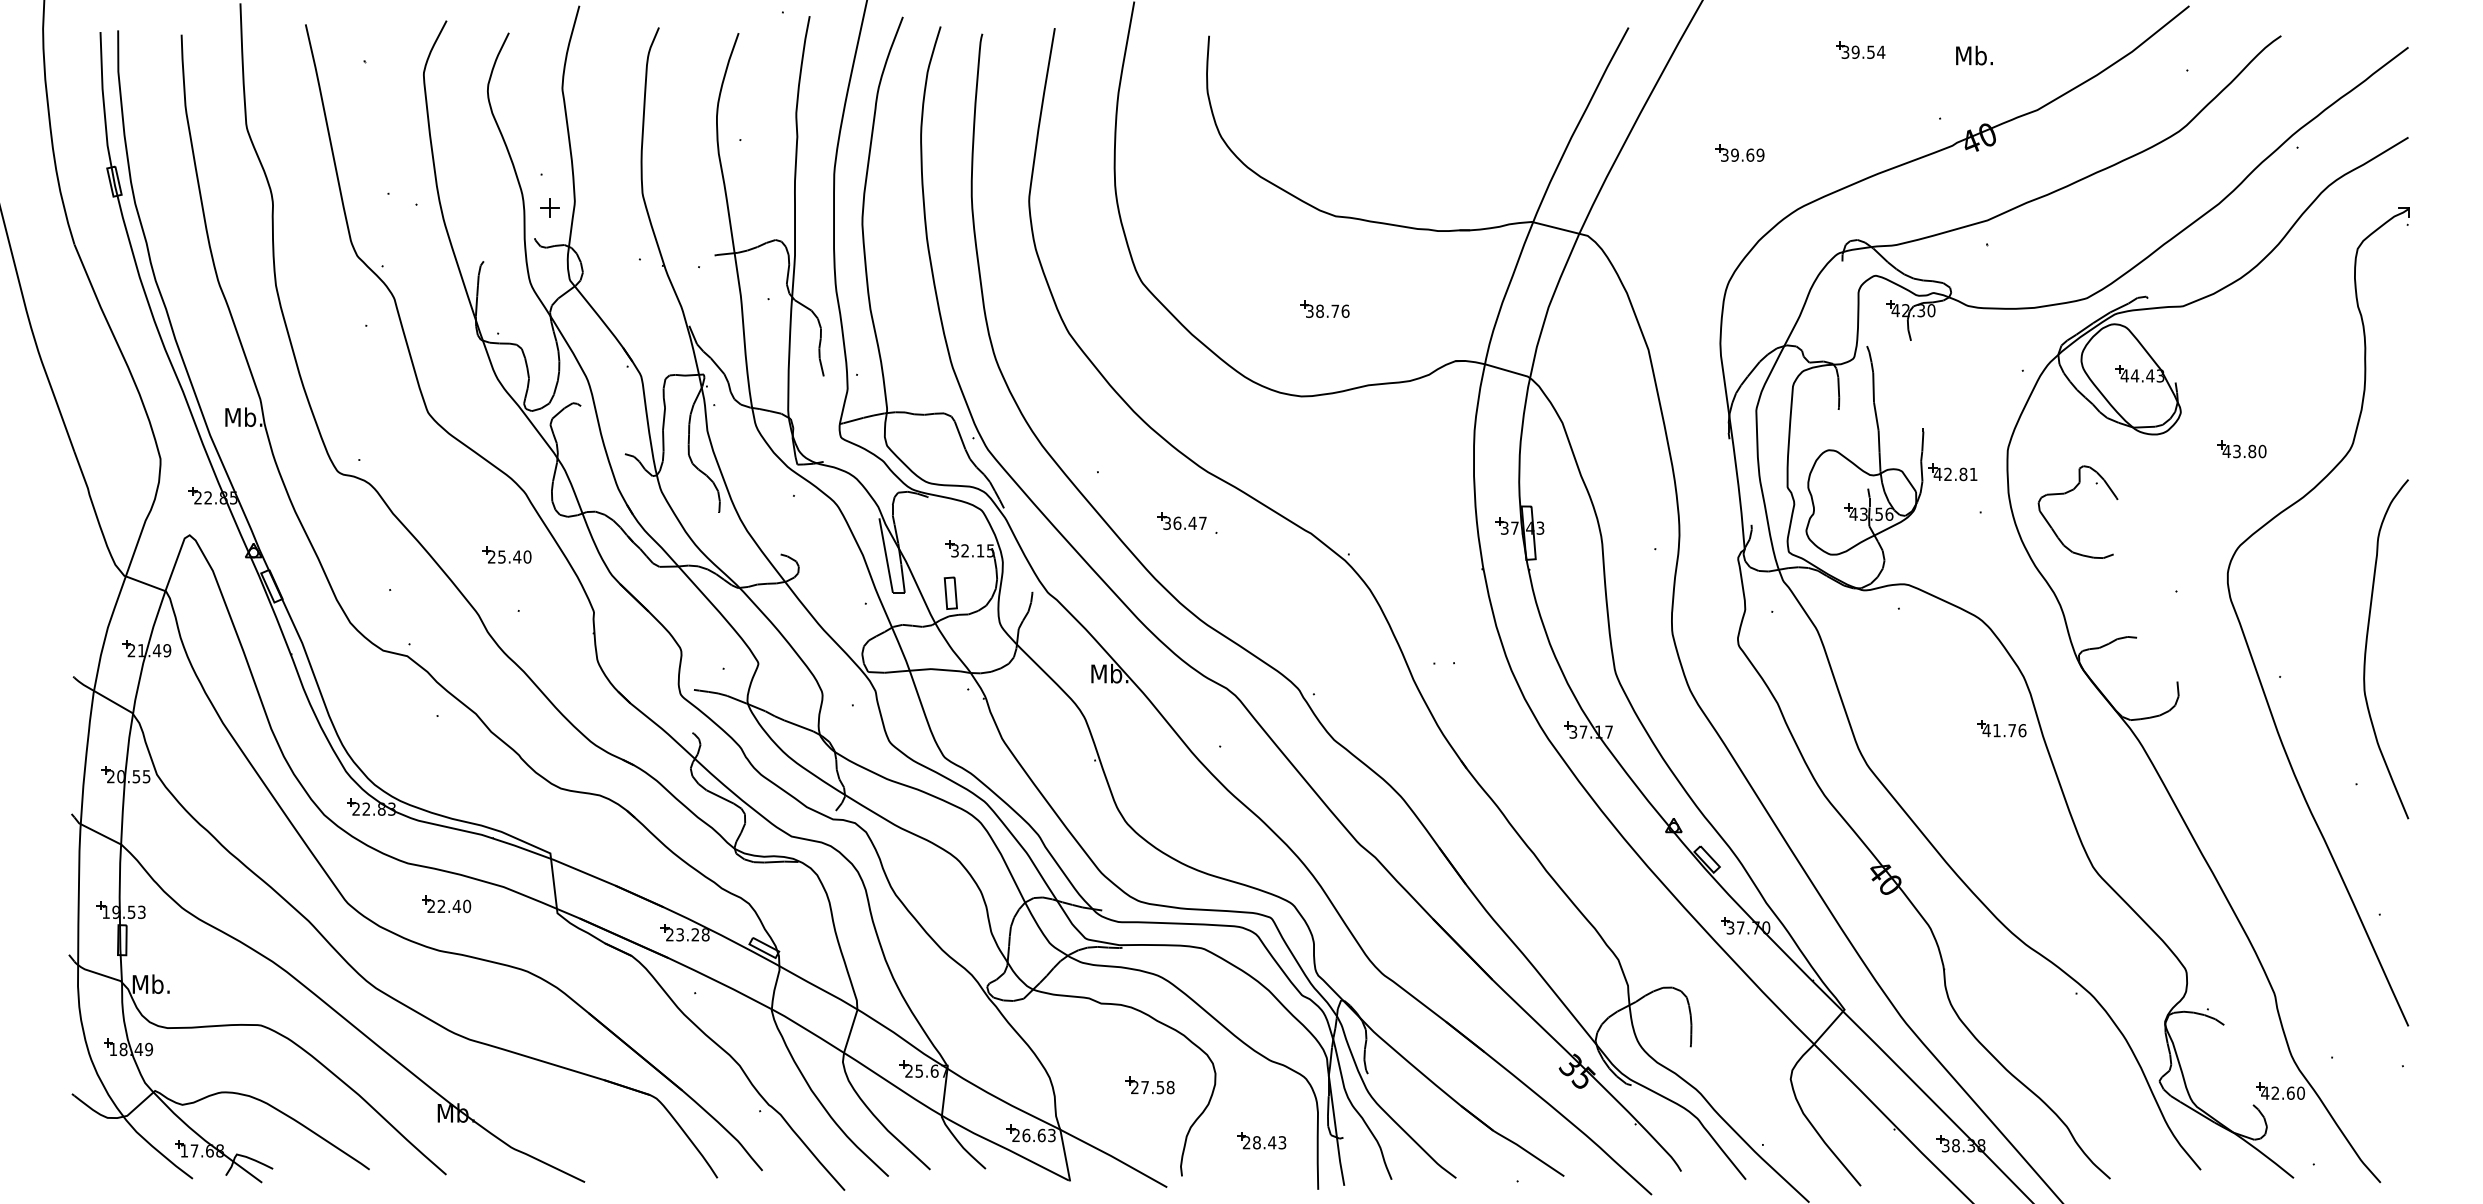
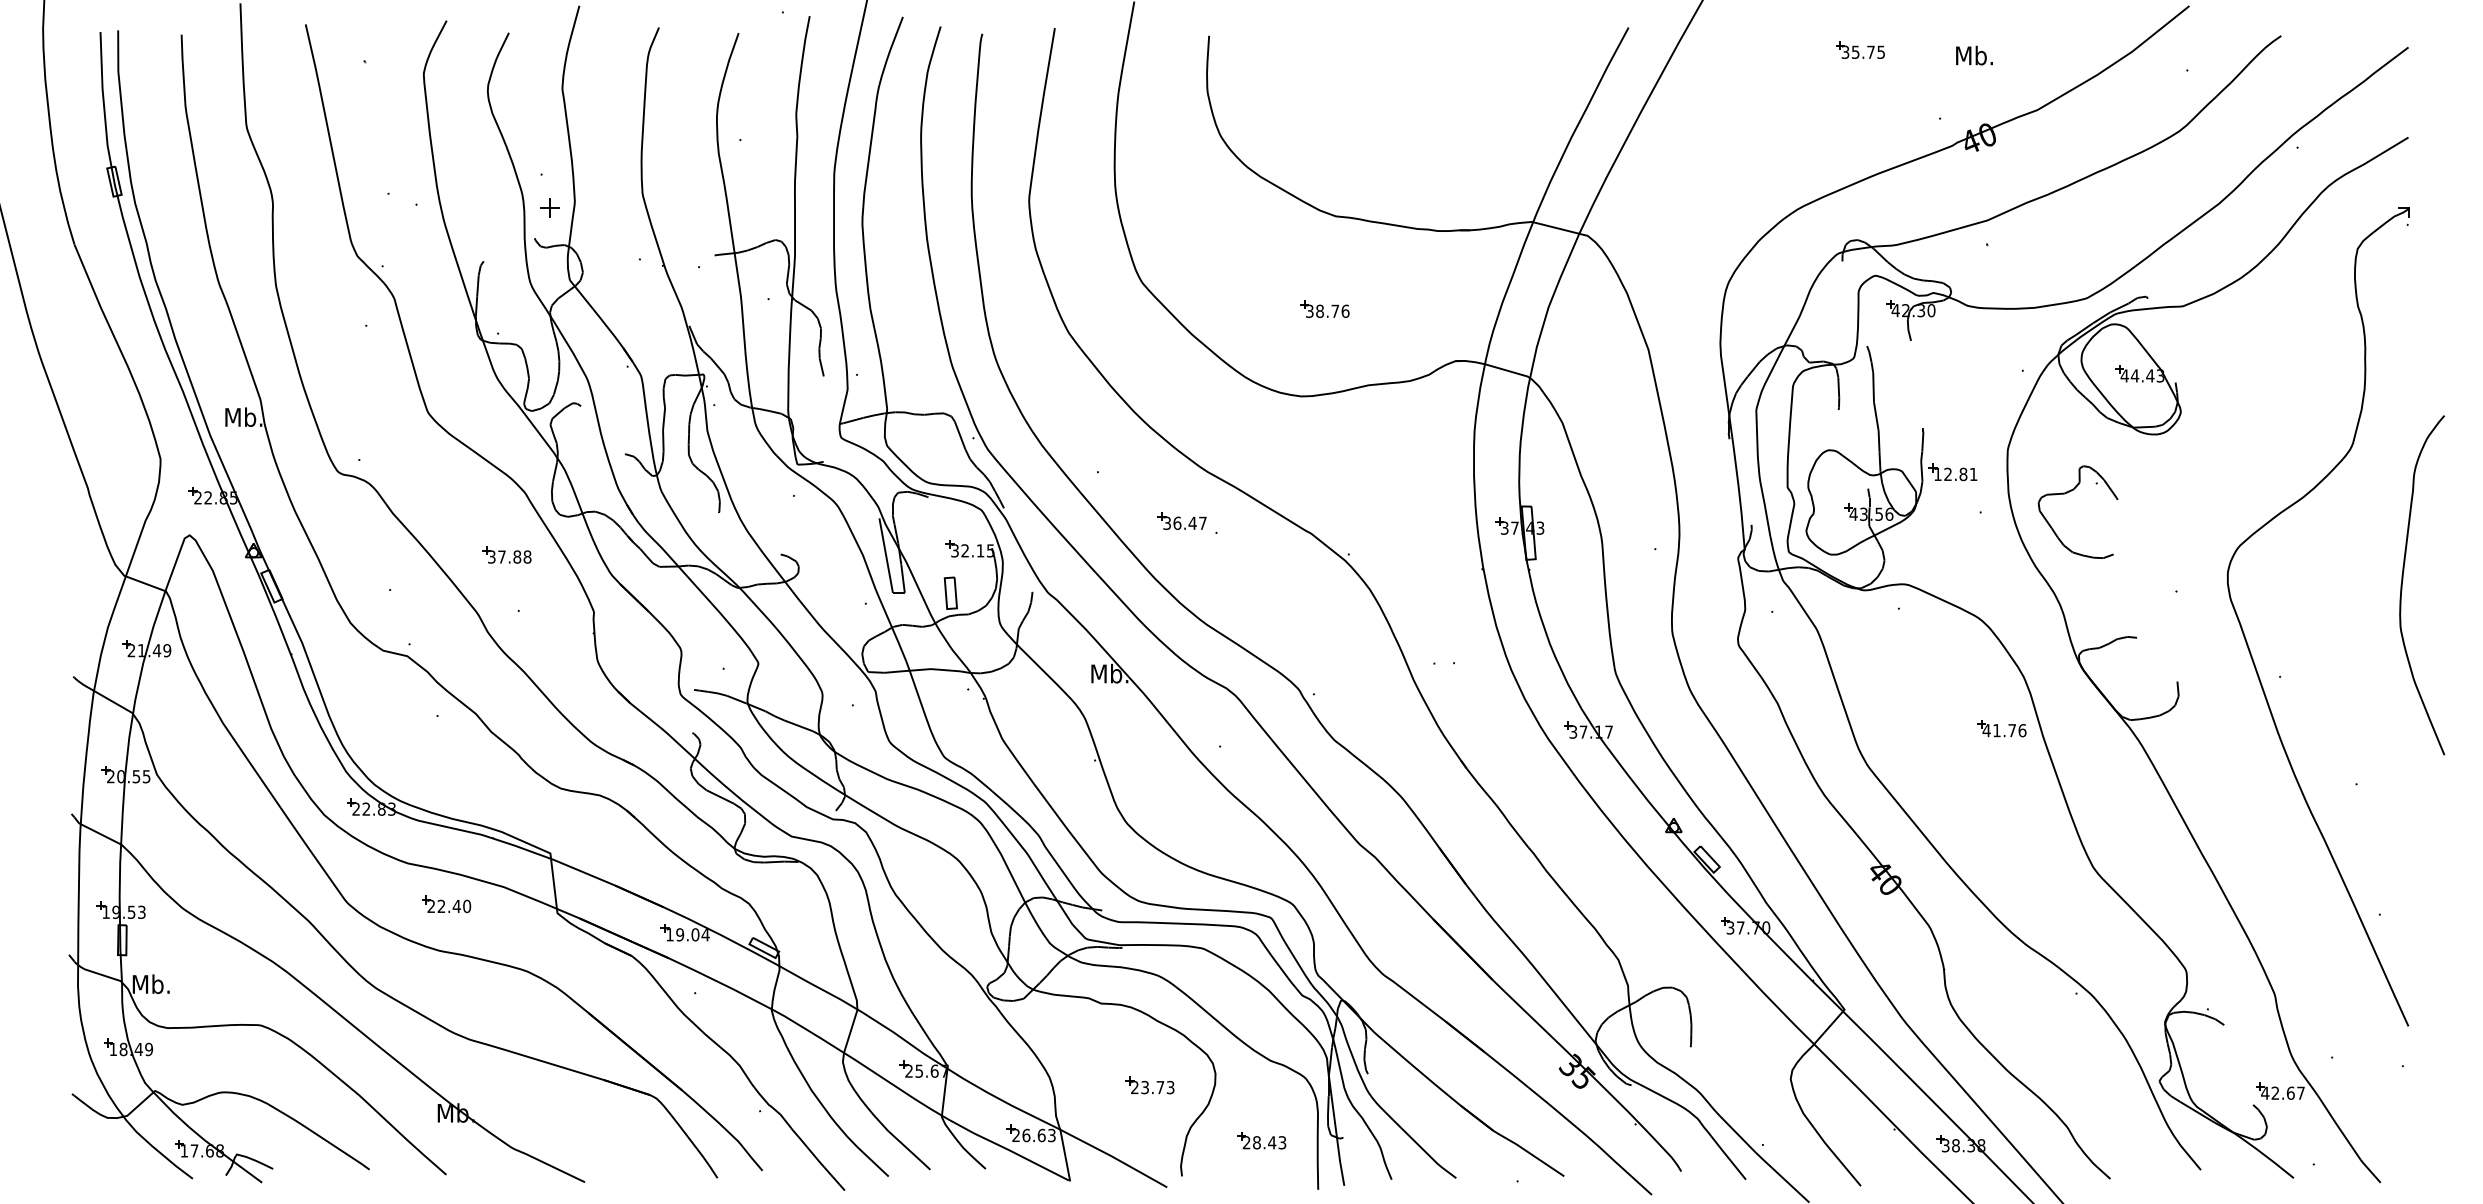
text: 39.54 -> 35.75 (1868, 51)
part: present -> none (1739, 152)
part: present -> none (2241, 449)
text: 42.81 -> 12.81 (1937, 474)
text: 25.40 -> 37.88 (509, 556)
curve position: (2367, 644) -> (2403, 580) (2403, 580)
text: 23.28 -> 19.04 (687, 934)
text: 27.58 -> 23.73 (1157, 1087)
text: 42.60 -> 42.67 (2300, 1092)
